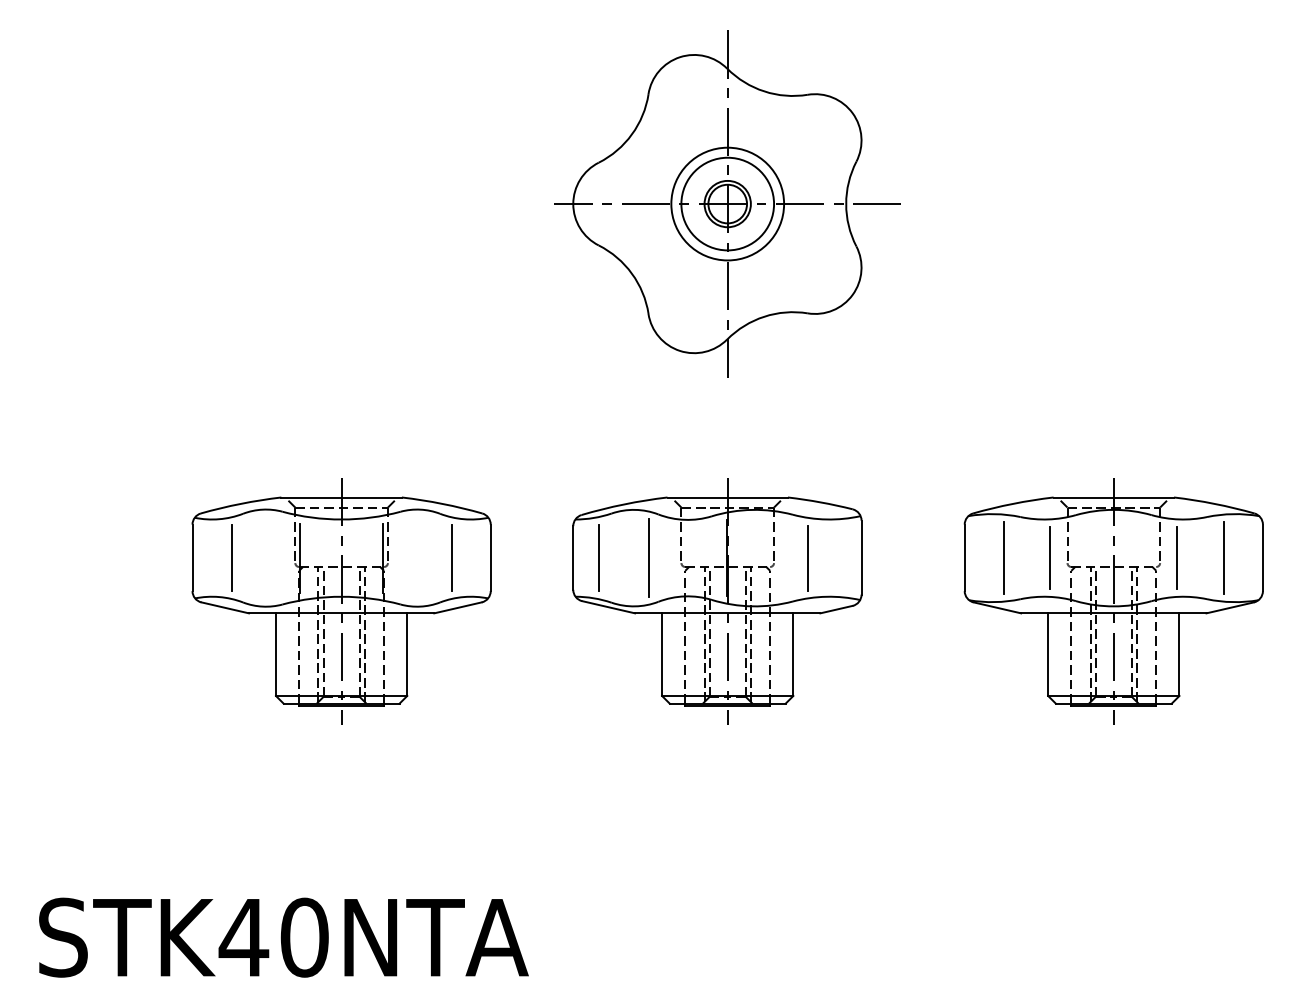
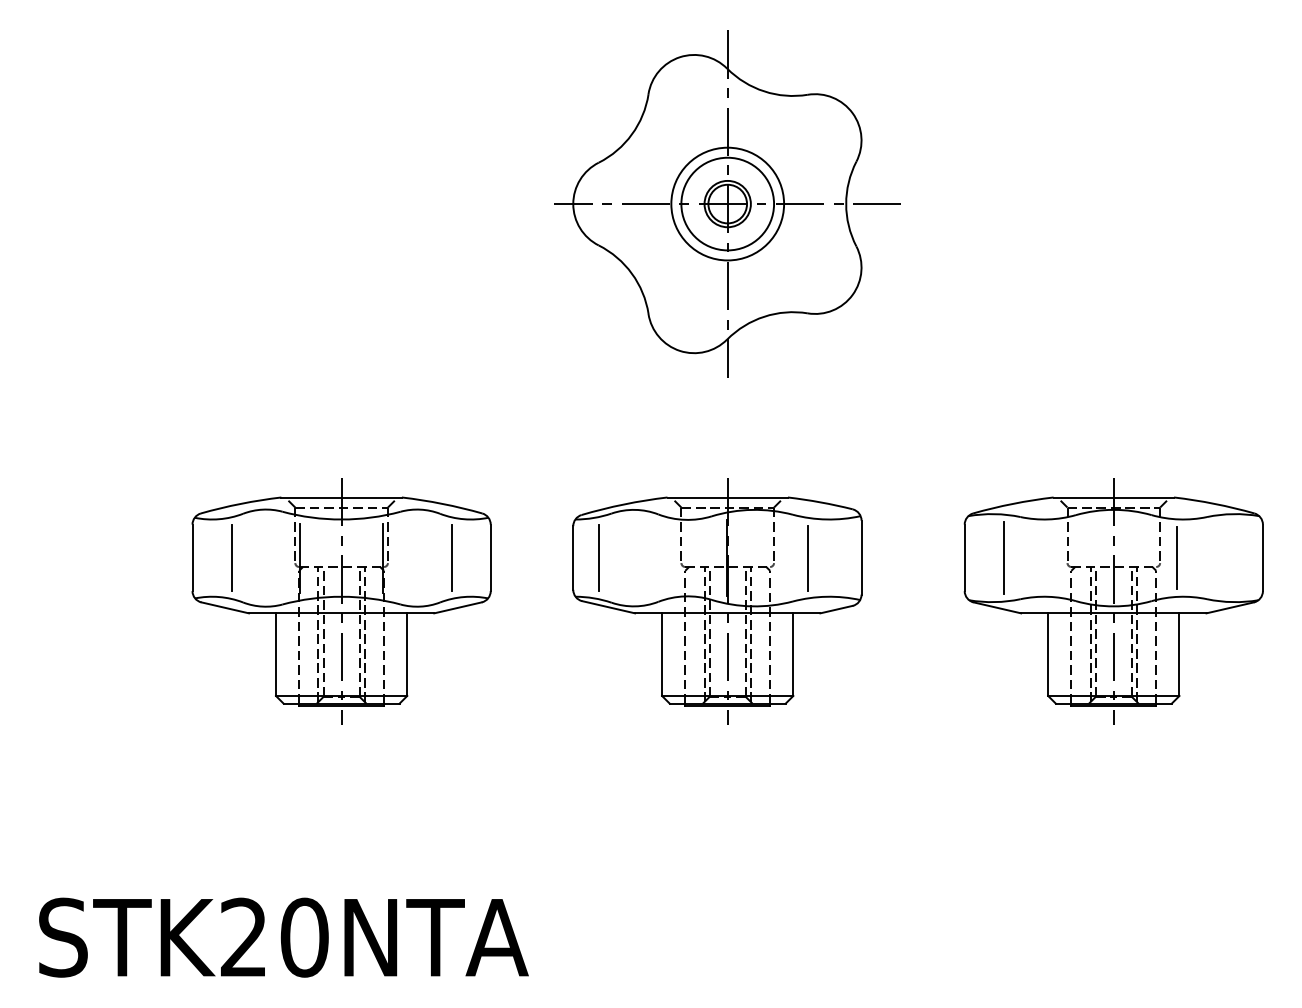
line: present -> none (648, 557)
line: present -> none (1223, 557)
line: present -> none (1050, 558)
text: STK40NTA -> STK20NTA (243, 936)
